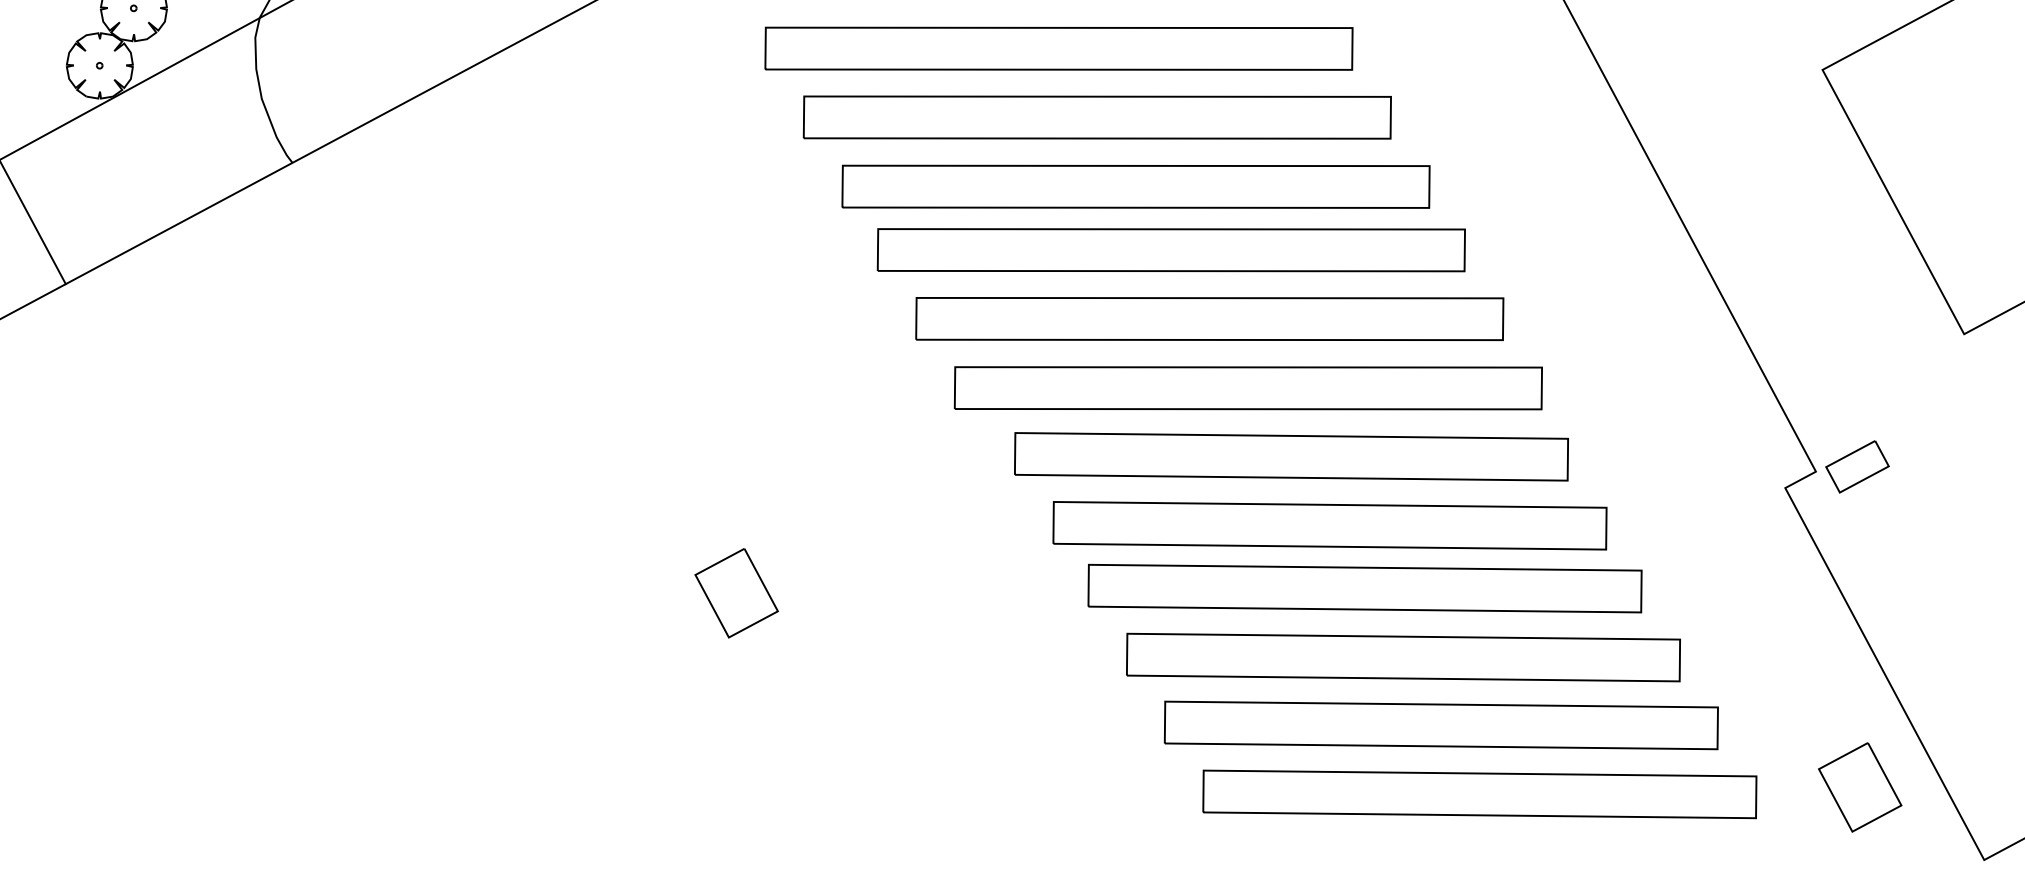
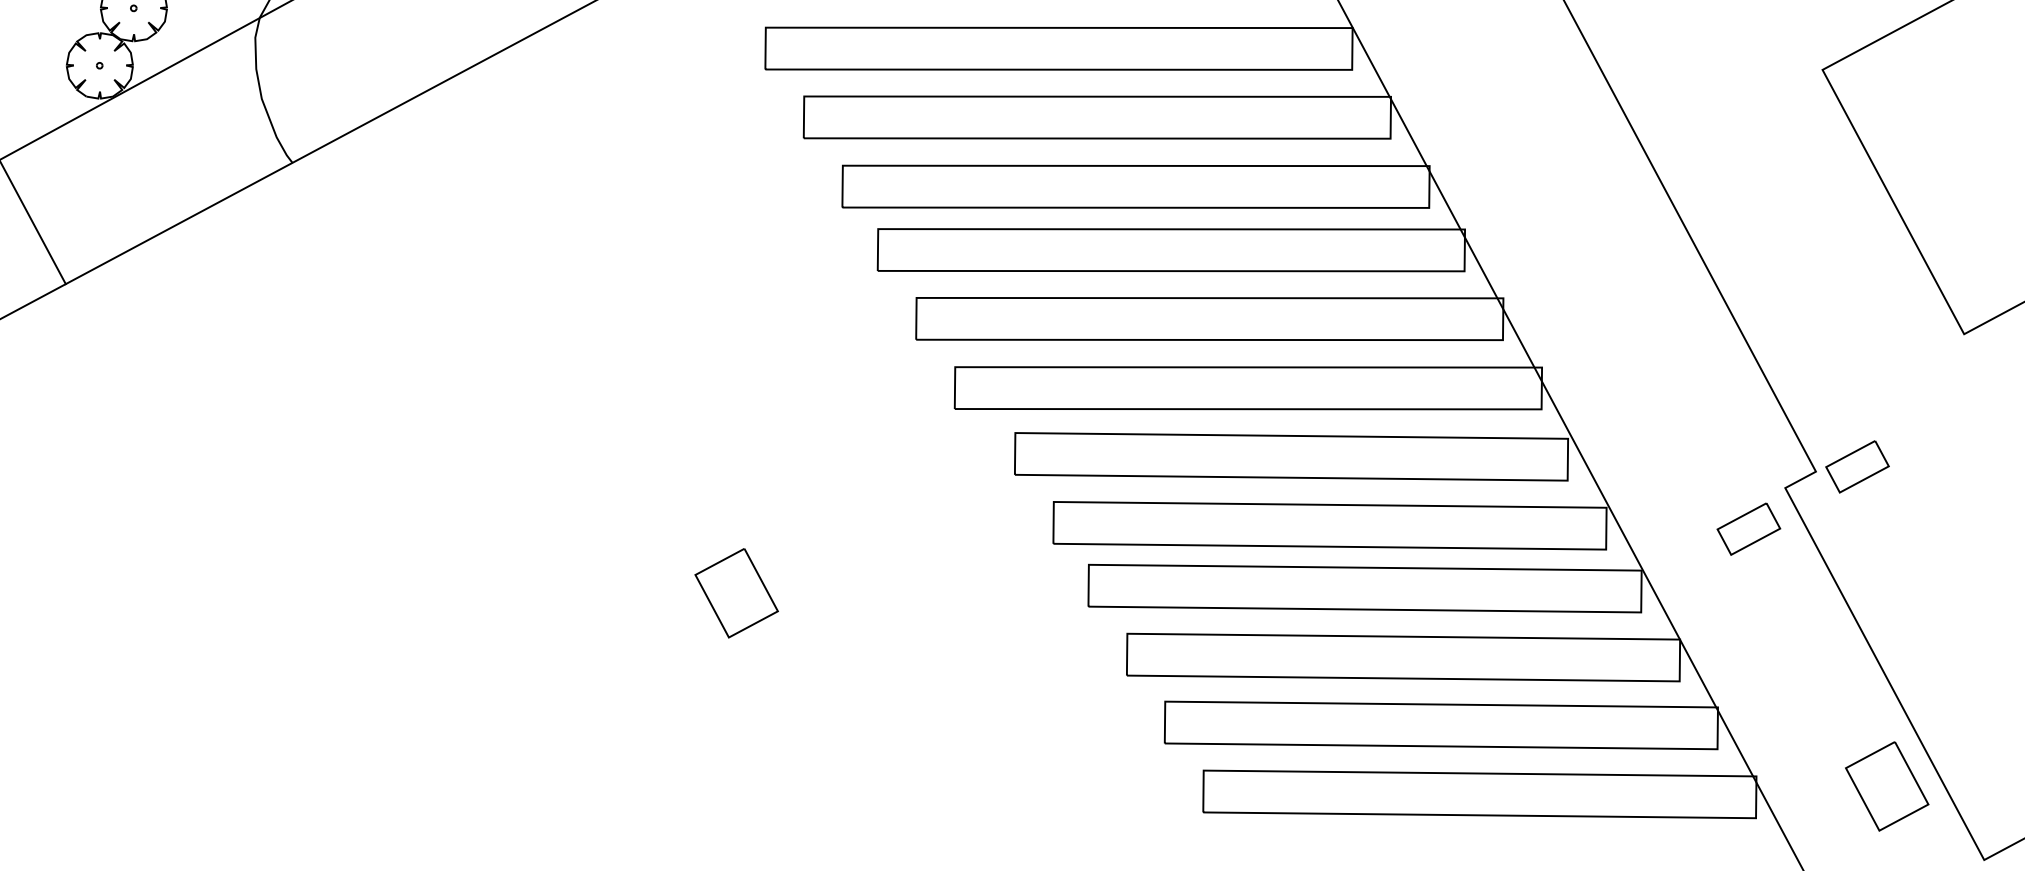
line: none -> present (1570, 434)
part: none -> present (1748, 528)
part position: (1860, 787) -> (1887, 786) (1887, 786)
